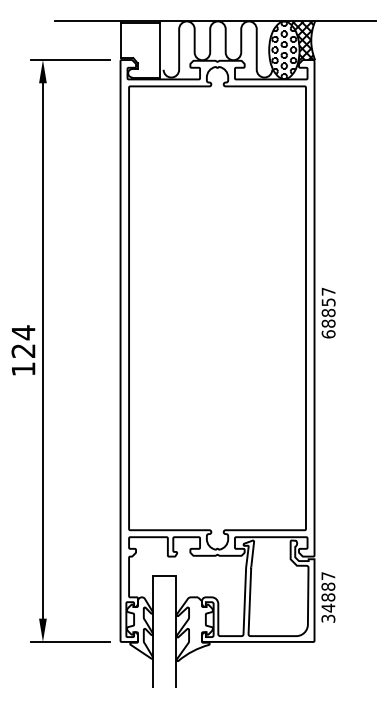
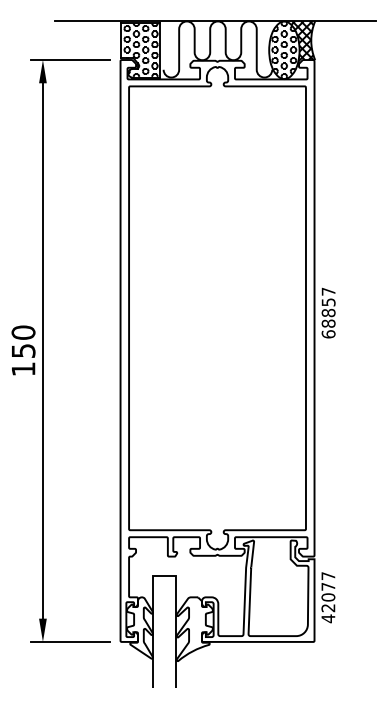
hatch: none -> present (141, 50)
text: 124 -> 150 (23, 341)
text: 34887 -> 42077 (328, 602)
